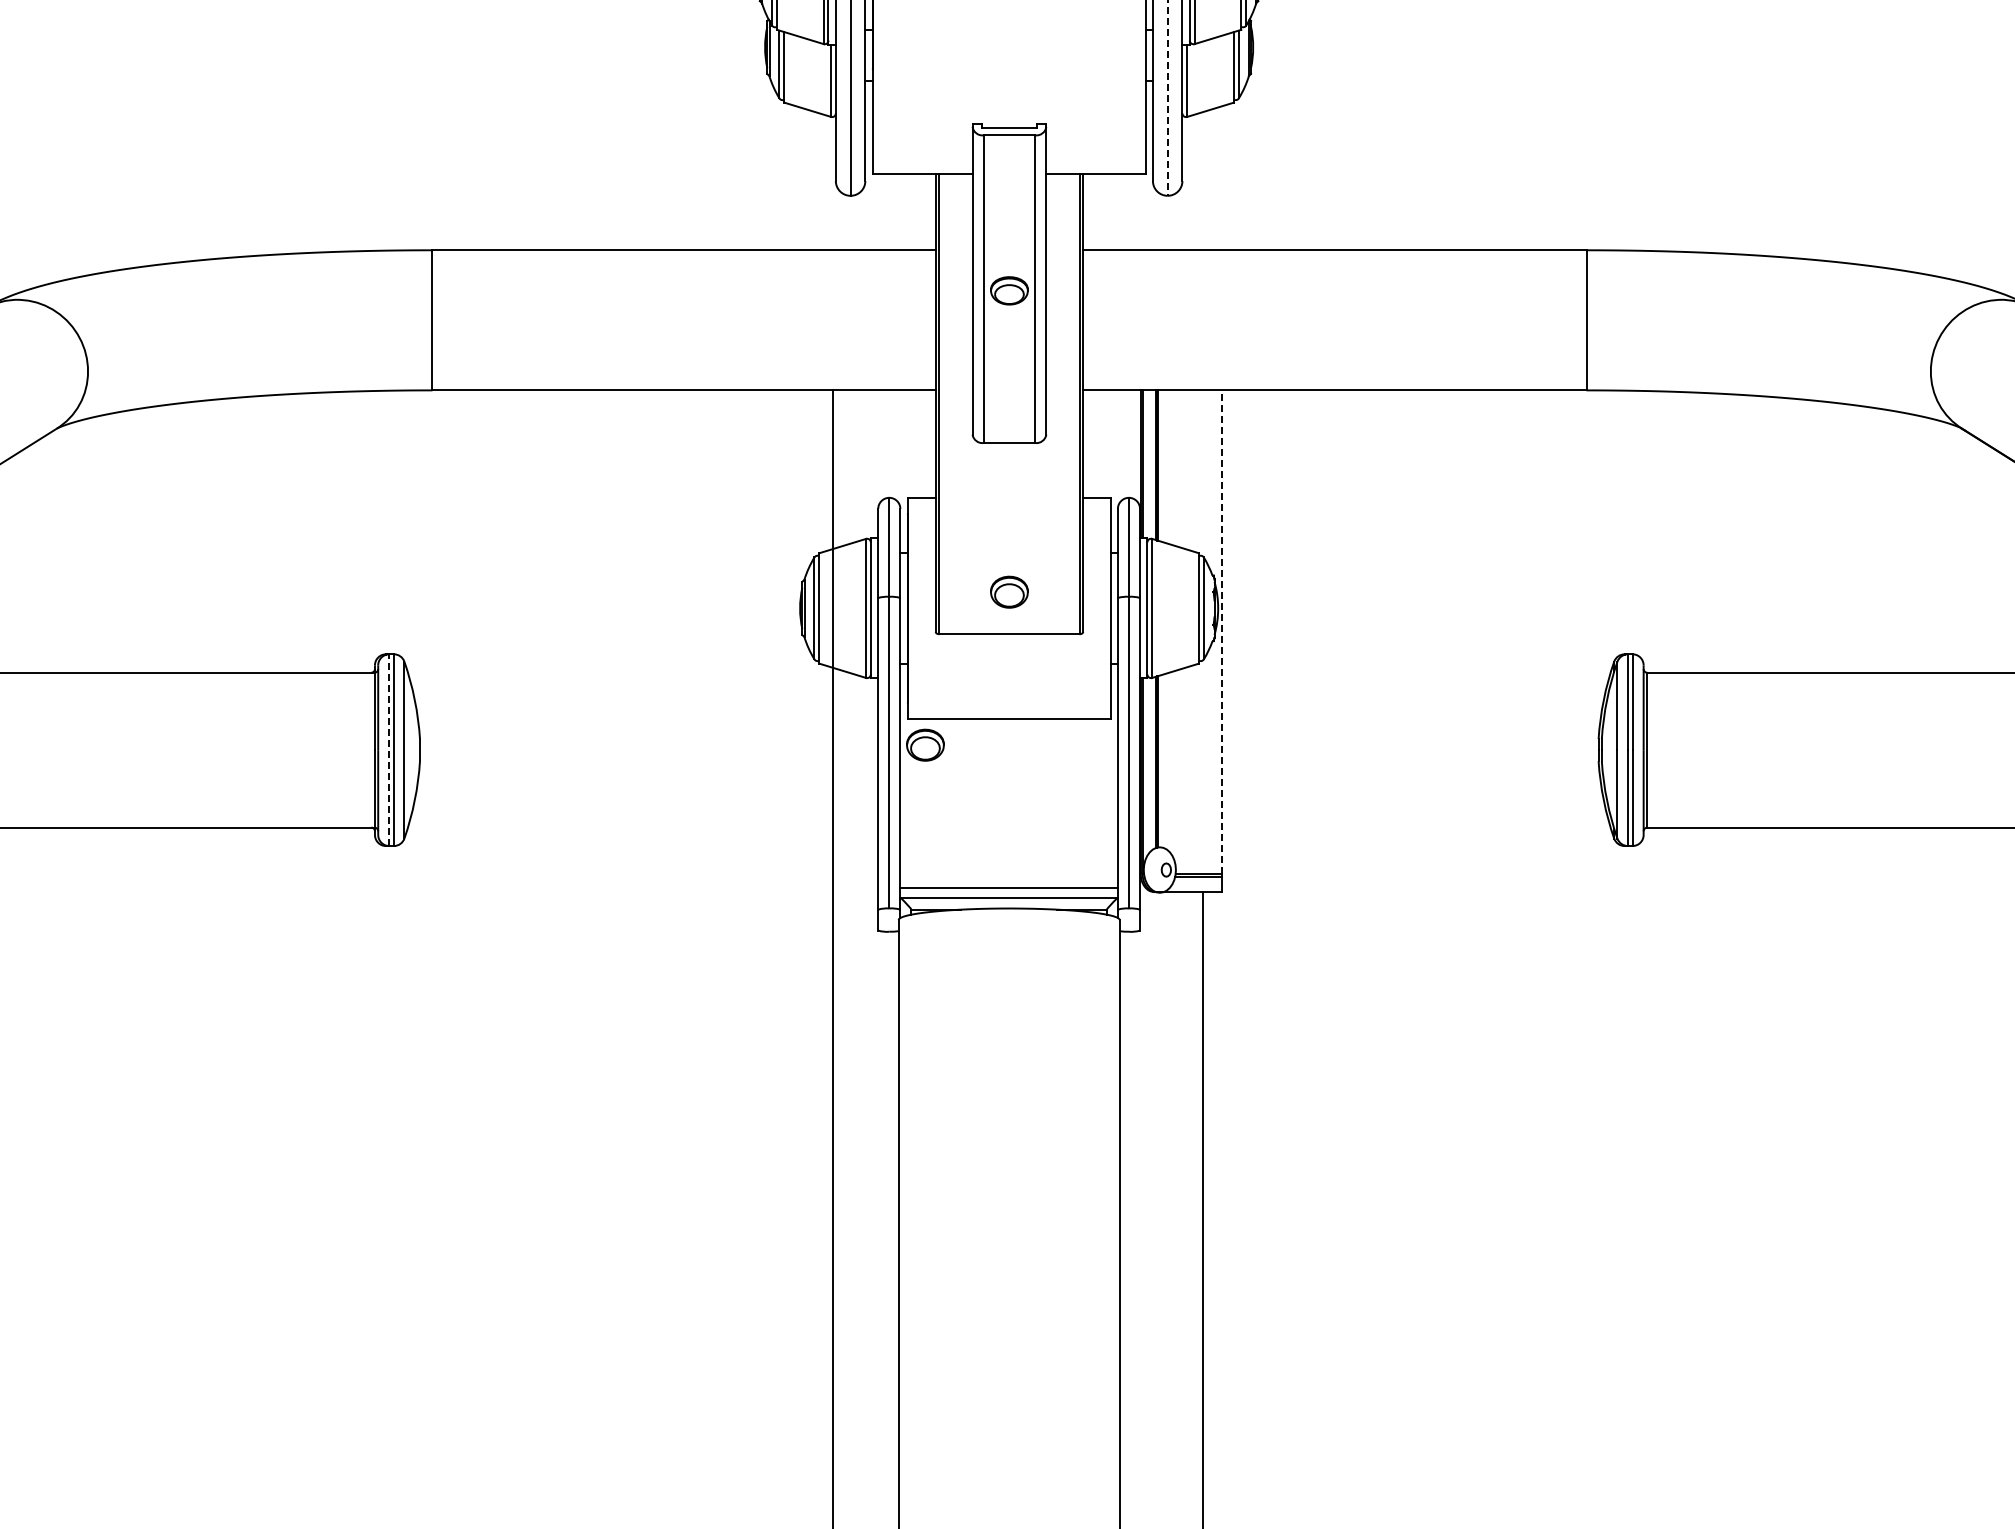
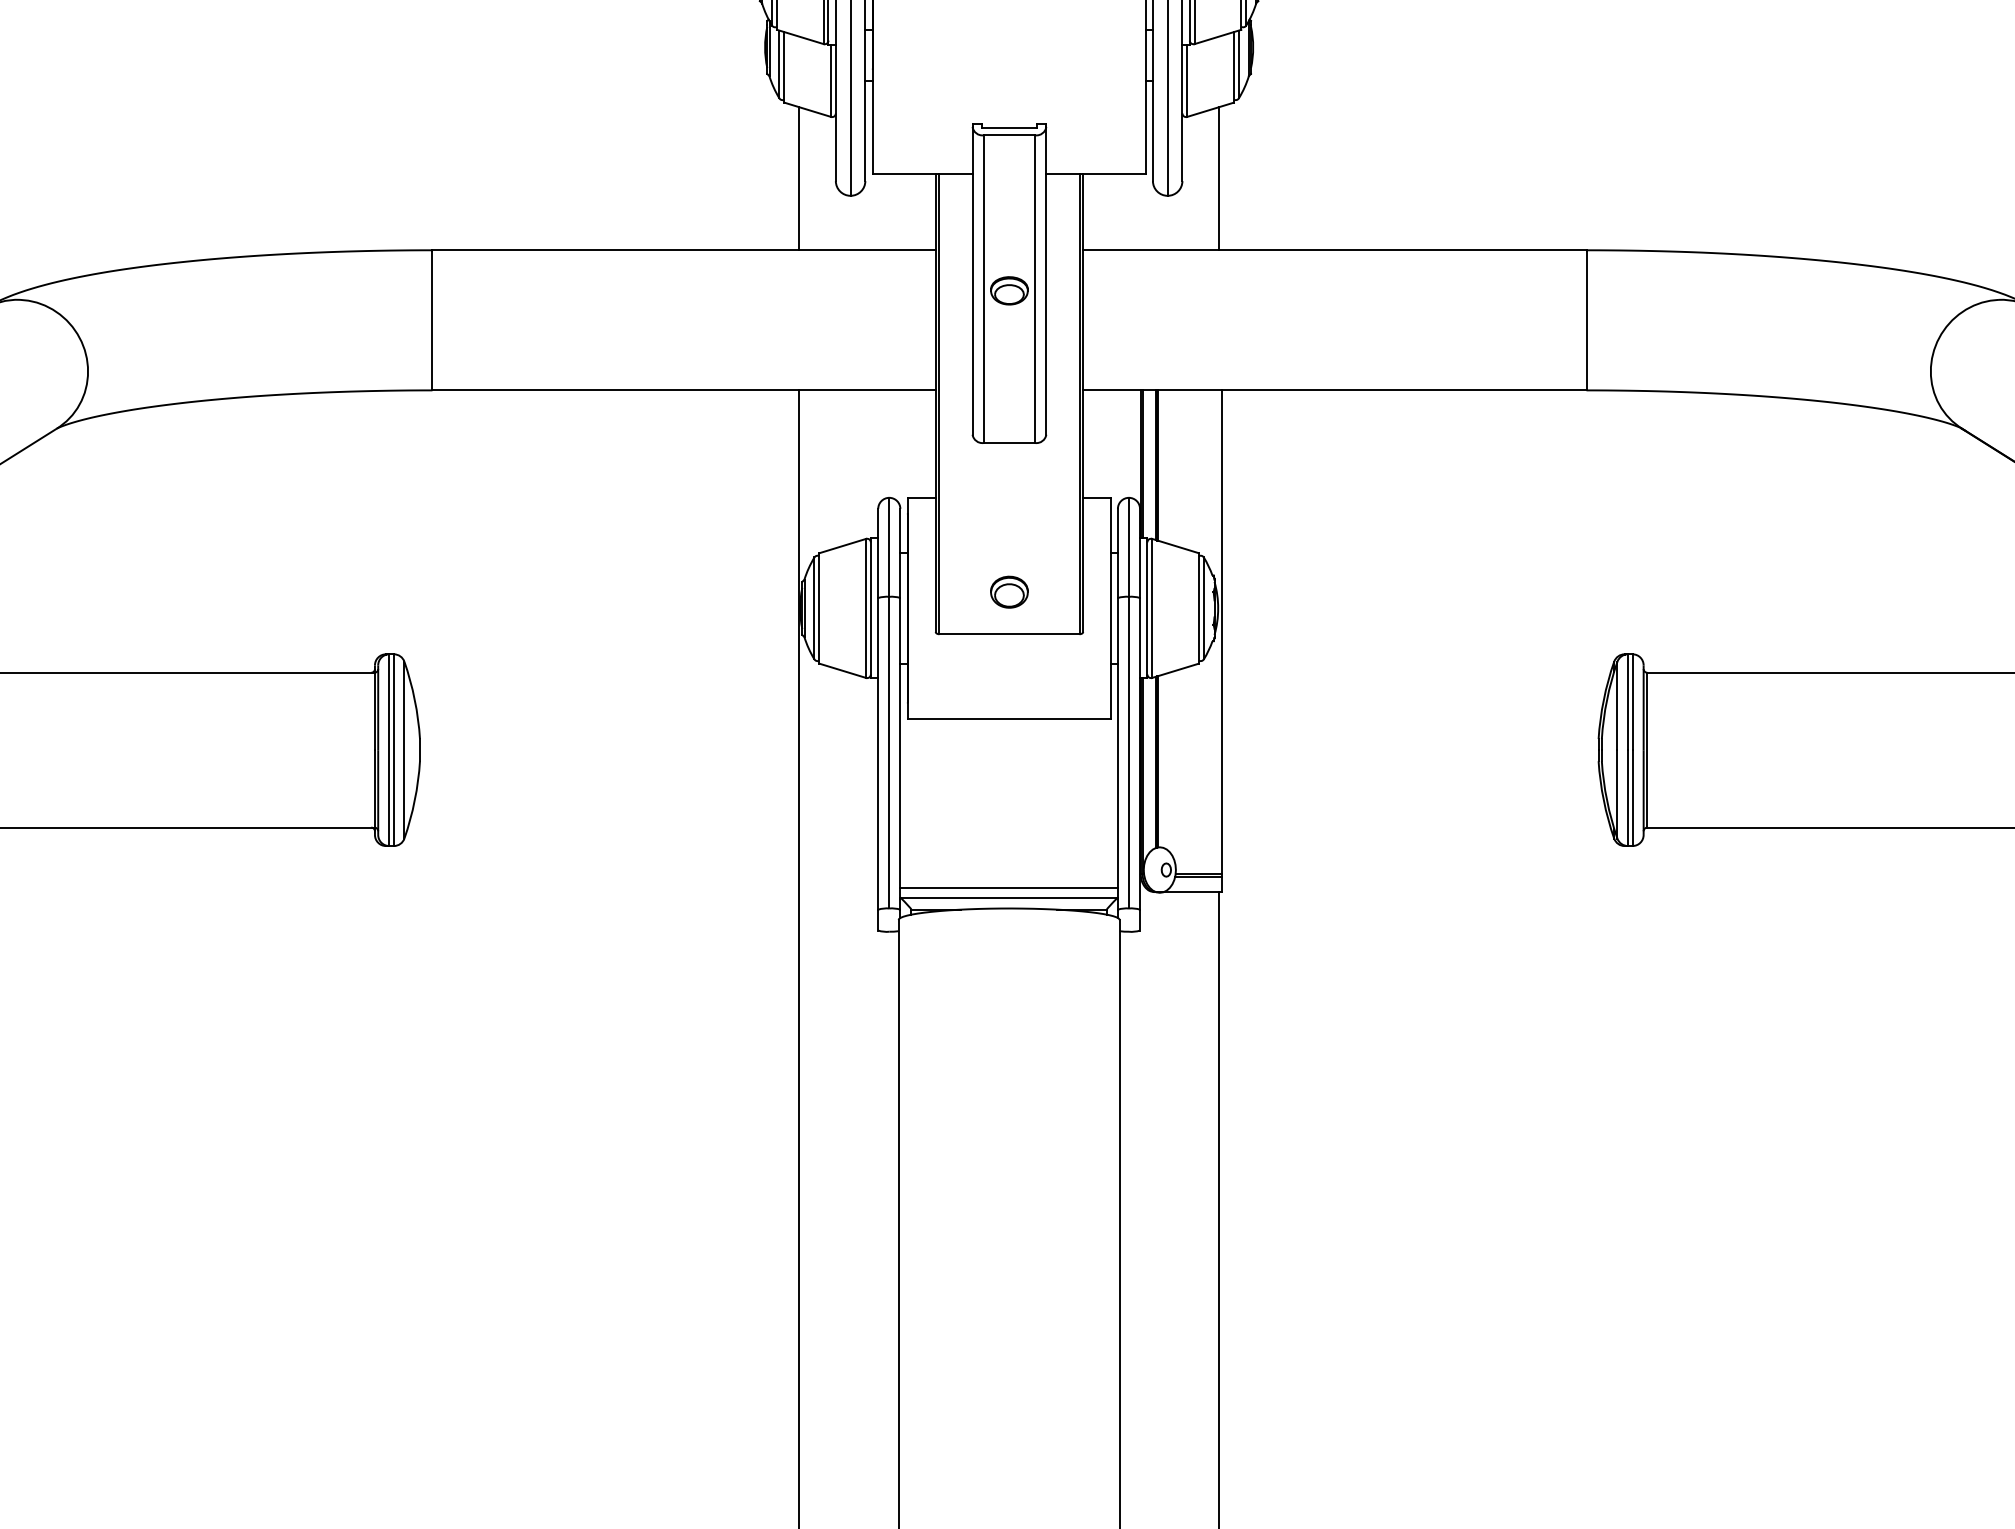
line: dashed -> solid (1167, 98)
line: none -> present (798, 178)
line: none -> present (1219, 178)
line: dashed -> solid (1222, 632)
part: present -> none (925, 744)
line: dashed -> solid (389, 750)
line position: (832, 957) -> (798, 957) (798, 957)
line position: (1203, 1208) -> (1219, 1208) (1219, 1208)
